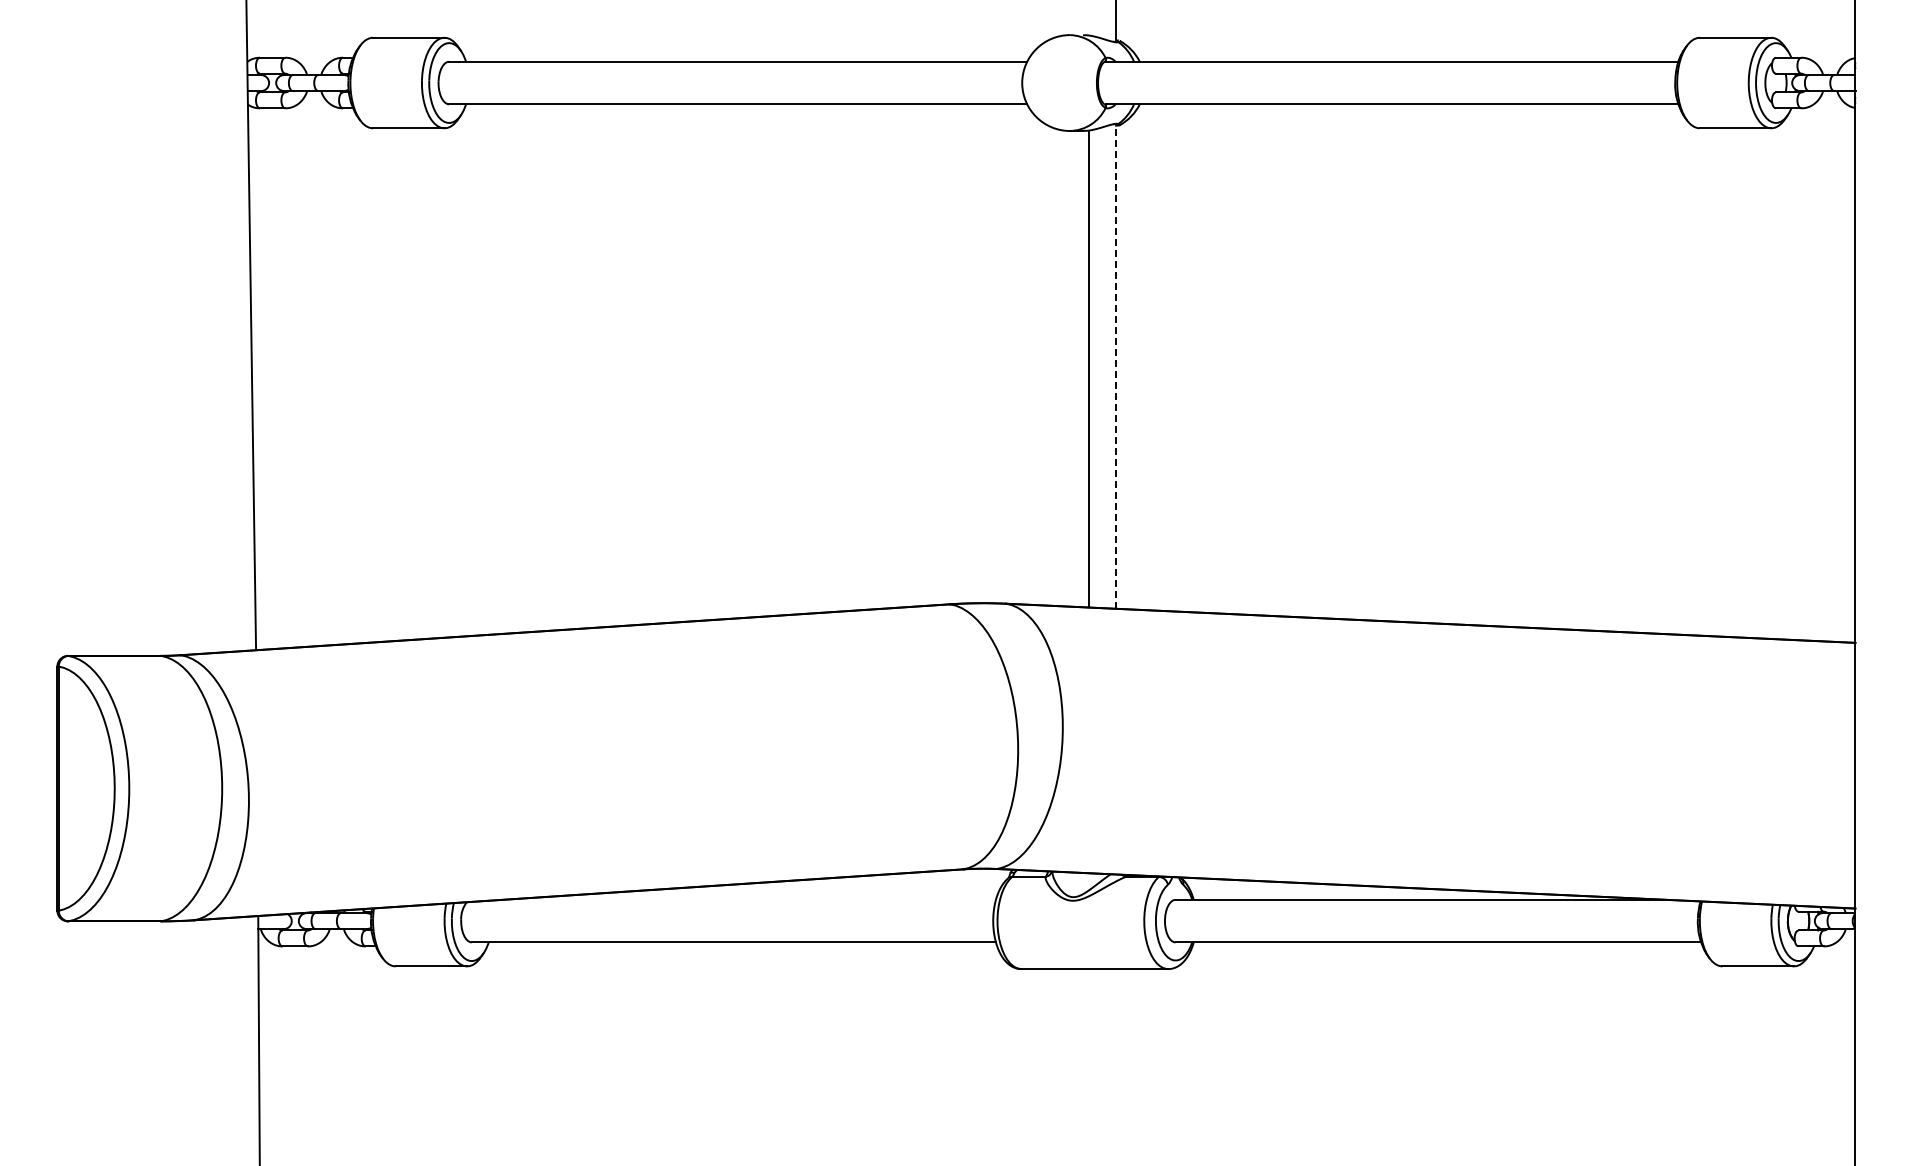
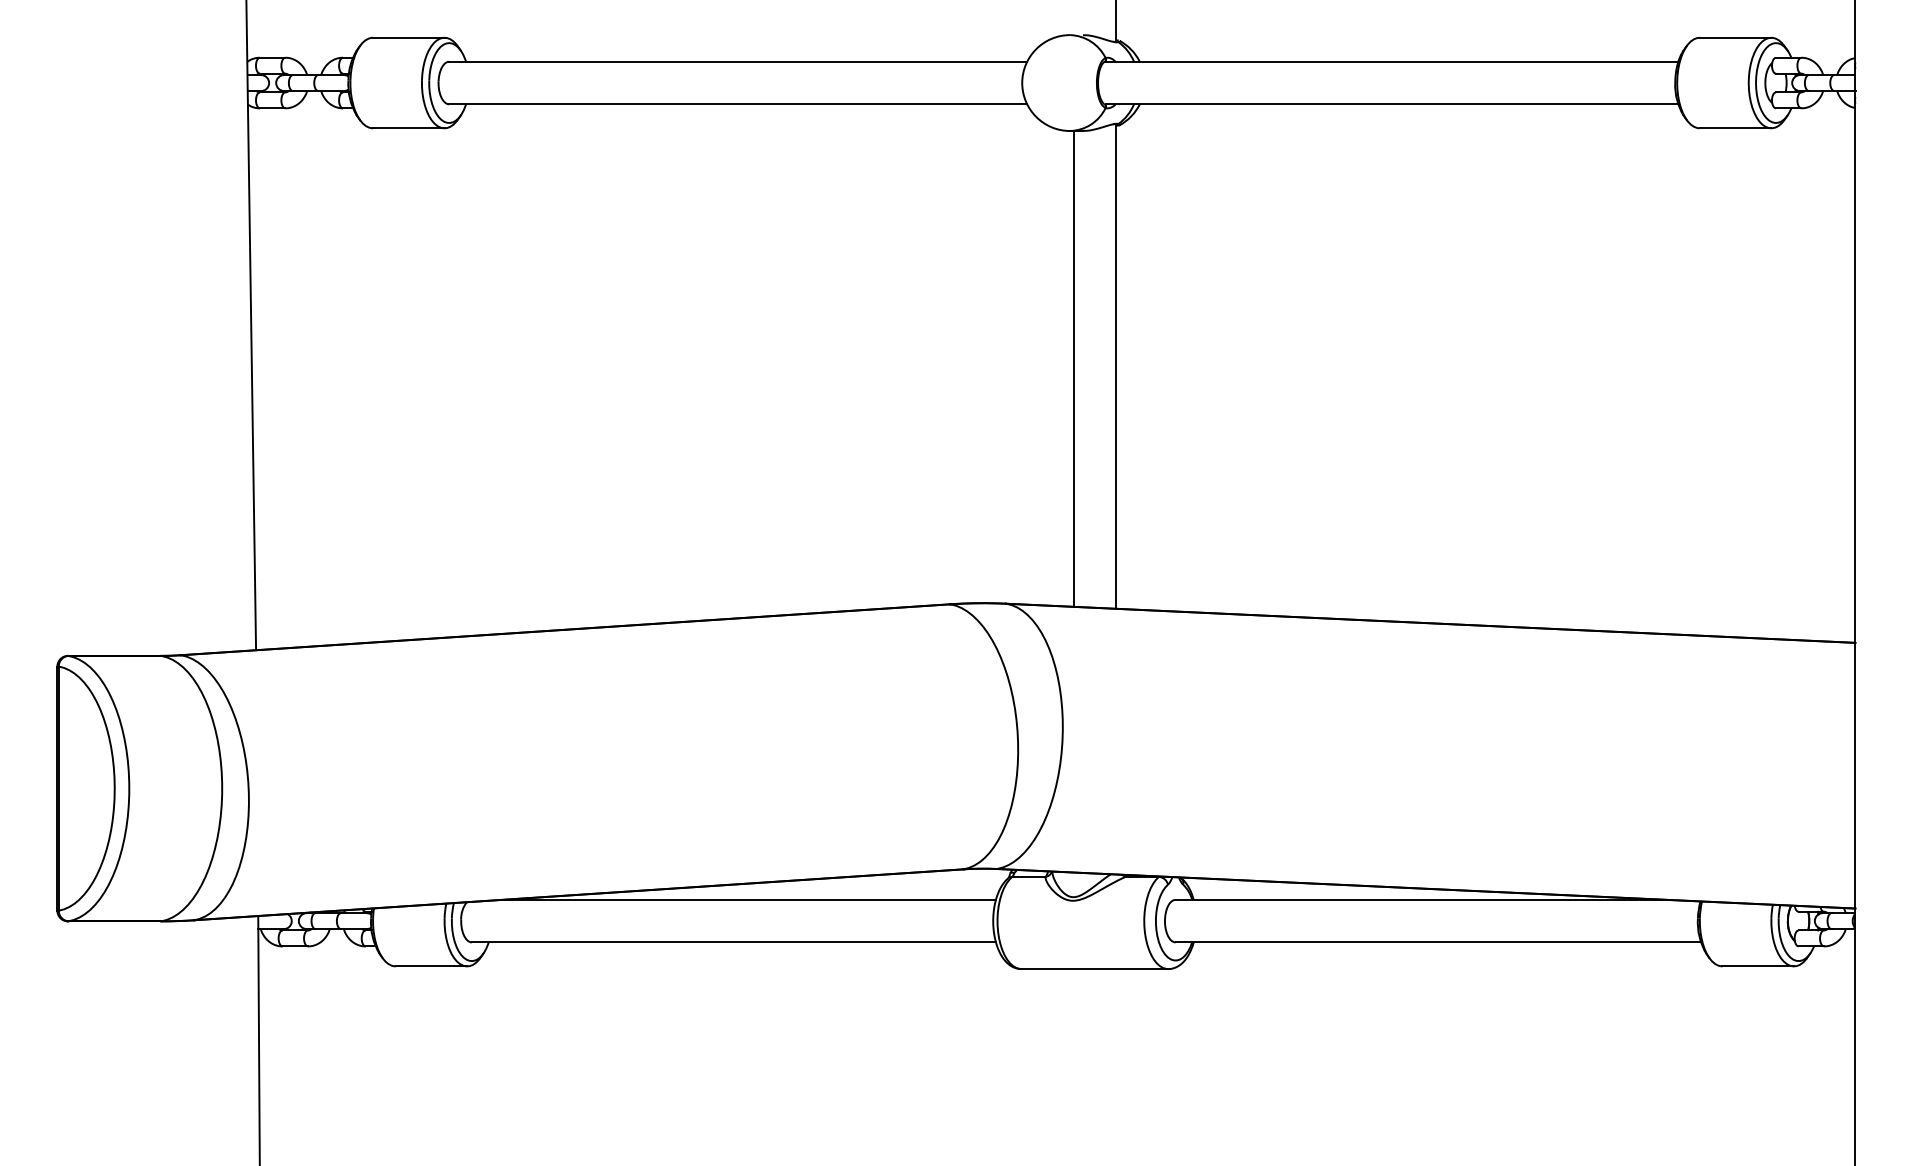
line: dashed -> solid (1116, 365)
line position: (1088, 368) -> (1073, 368) (1073, 368)
line: none -> present (749, 899)
